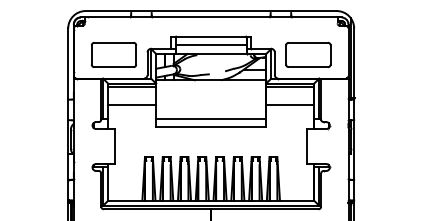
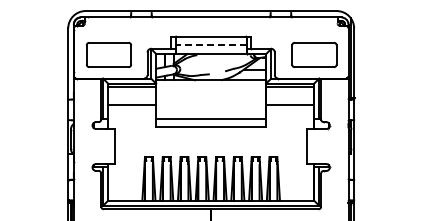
line: solid -> dashed (210, 45)
part position: (113, 54) -> (108, 54) (108, 54)
part position: (308, 54) -> (314, 54) (314, 54)
